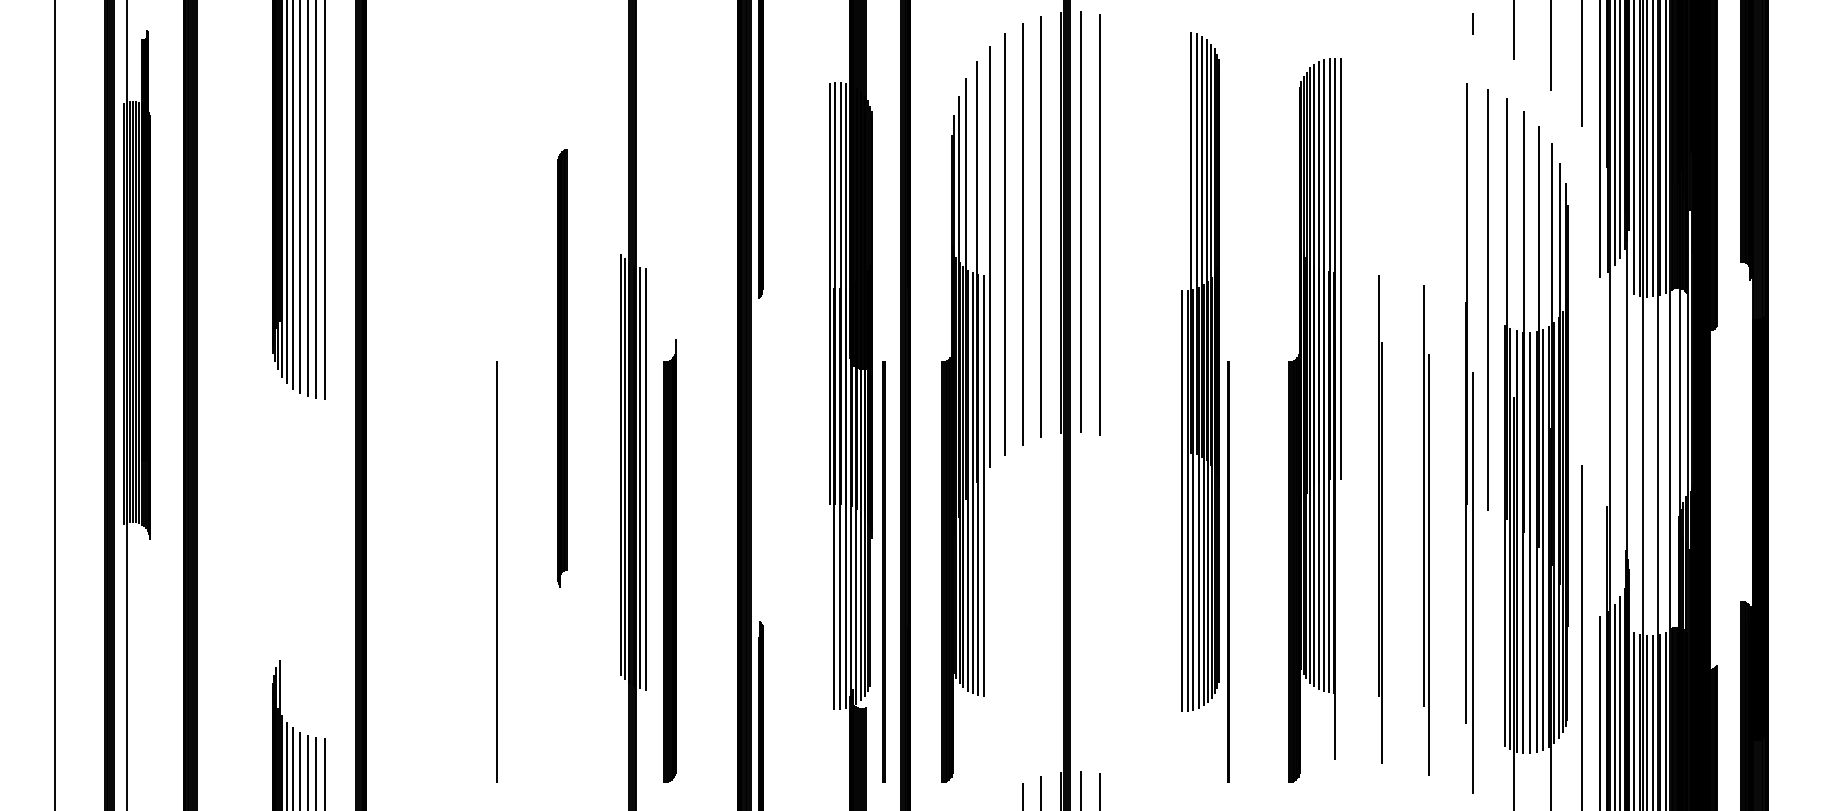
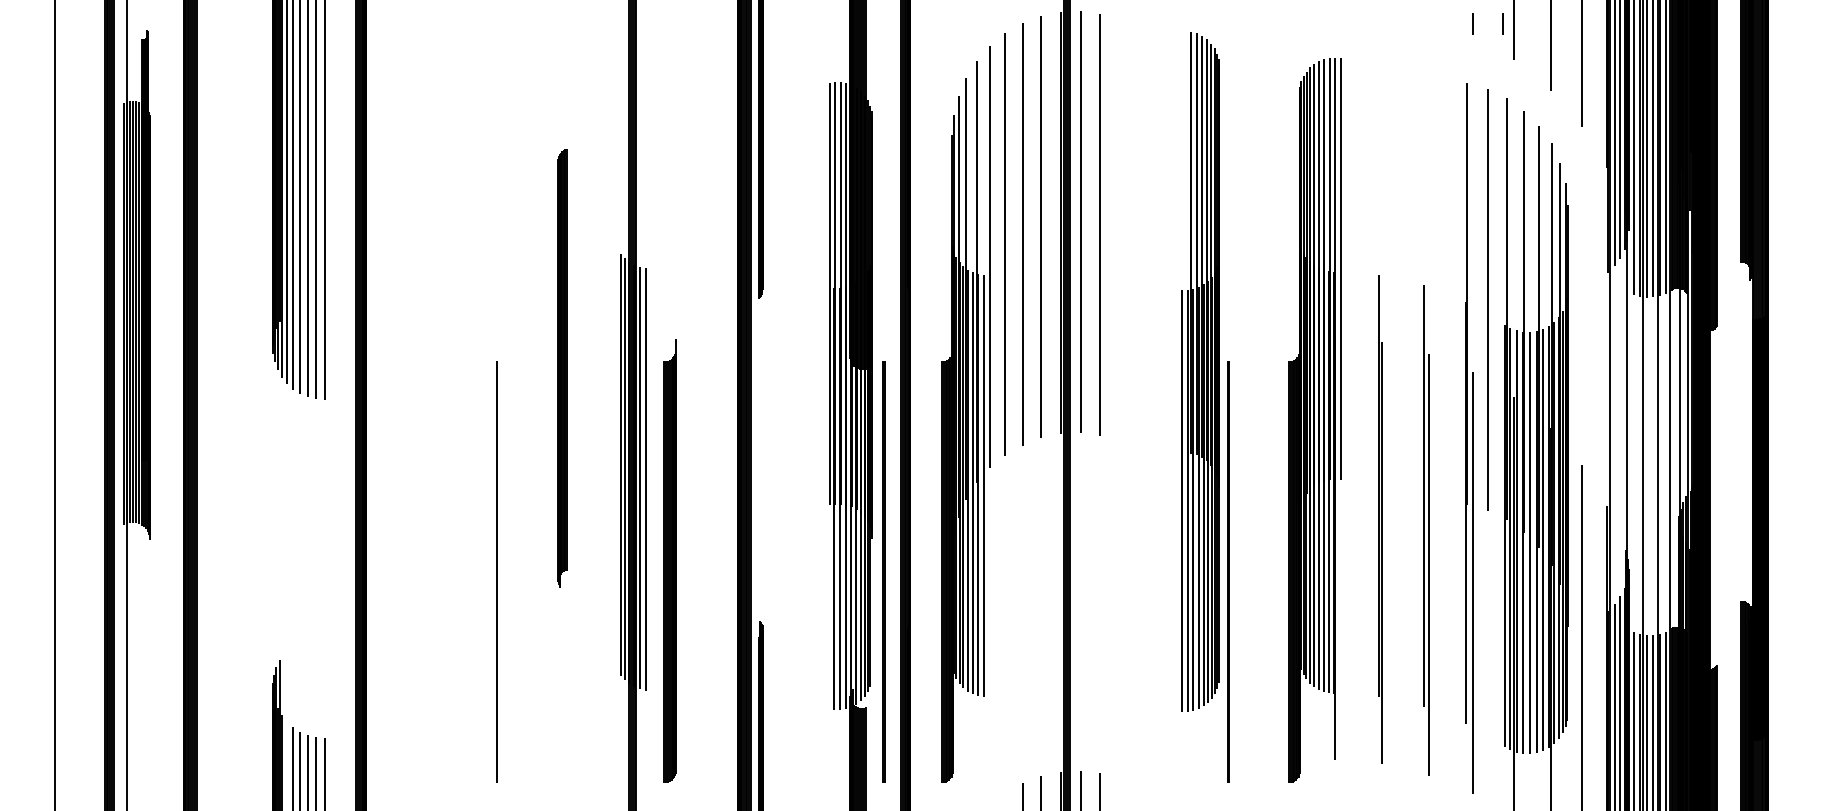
line: none -> present (1502, 23)
line: present -> none (1600, 140)
line: present -> none (1600, 711)
line: present -> none (287, 764)
